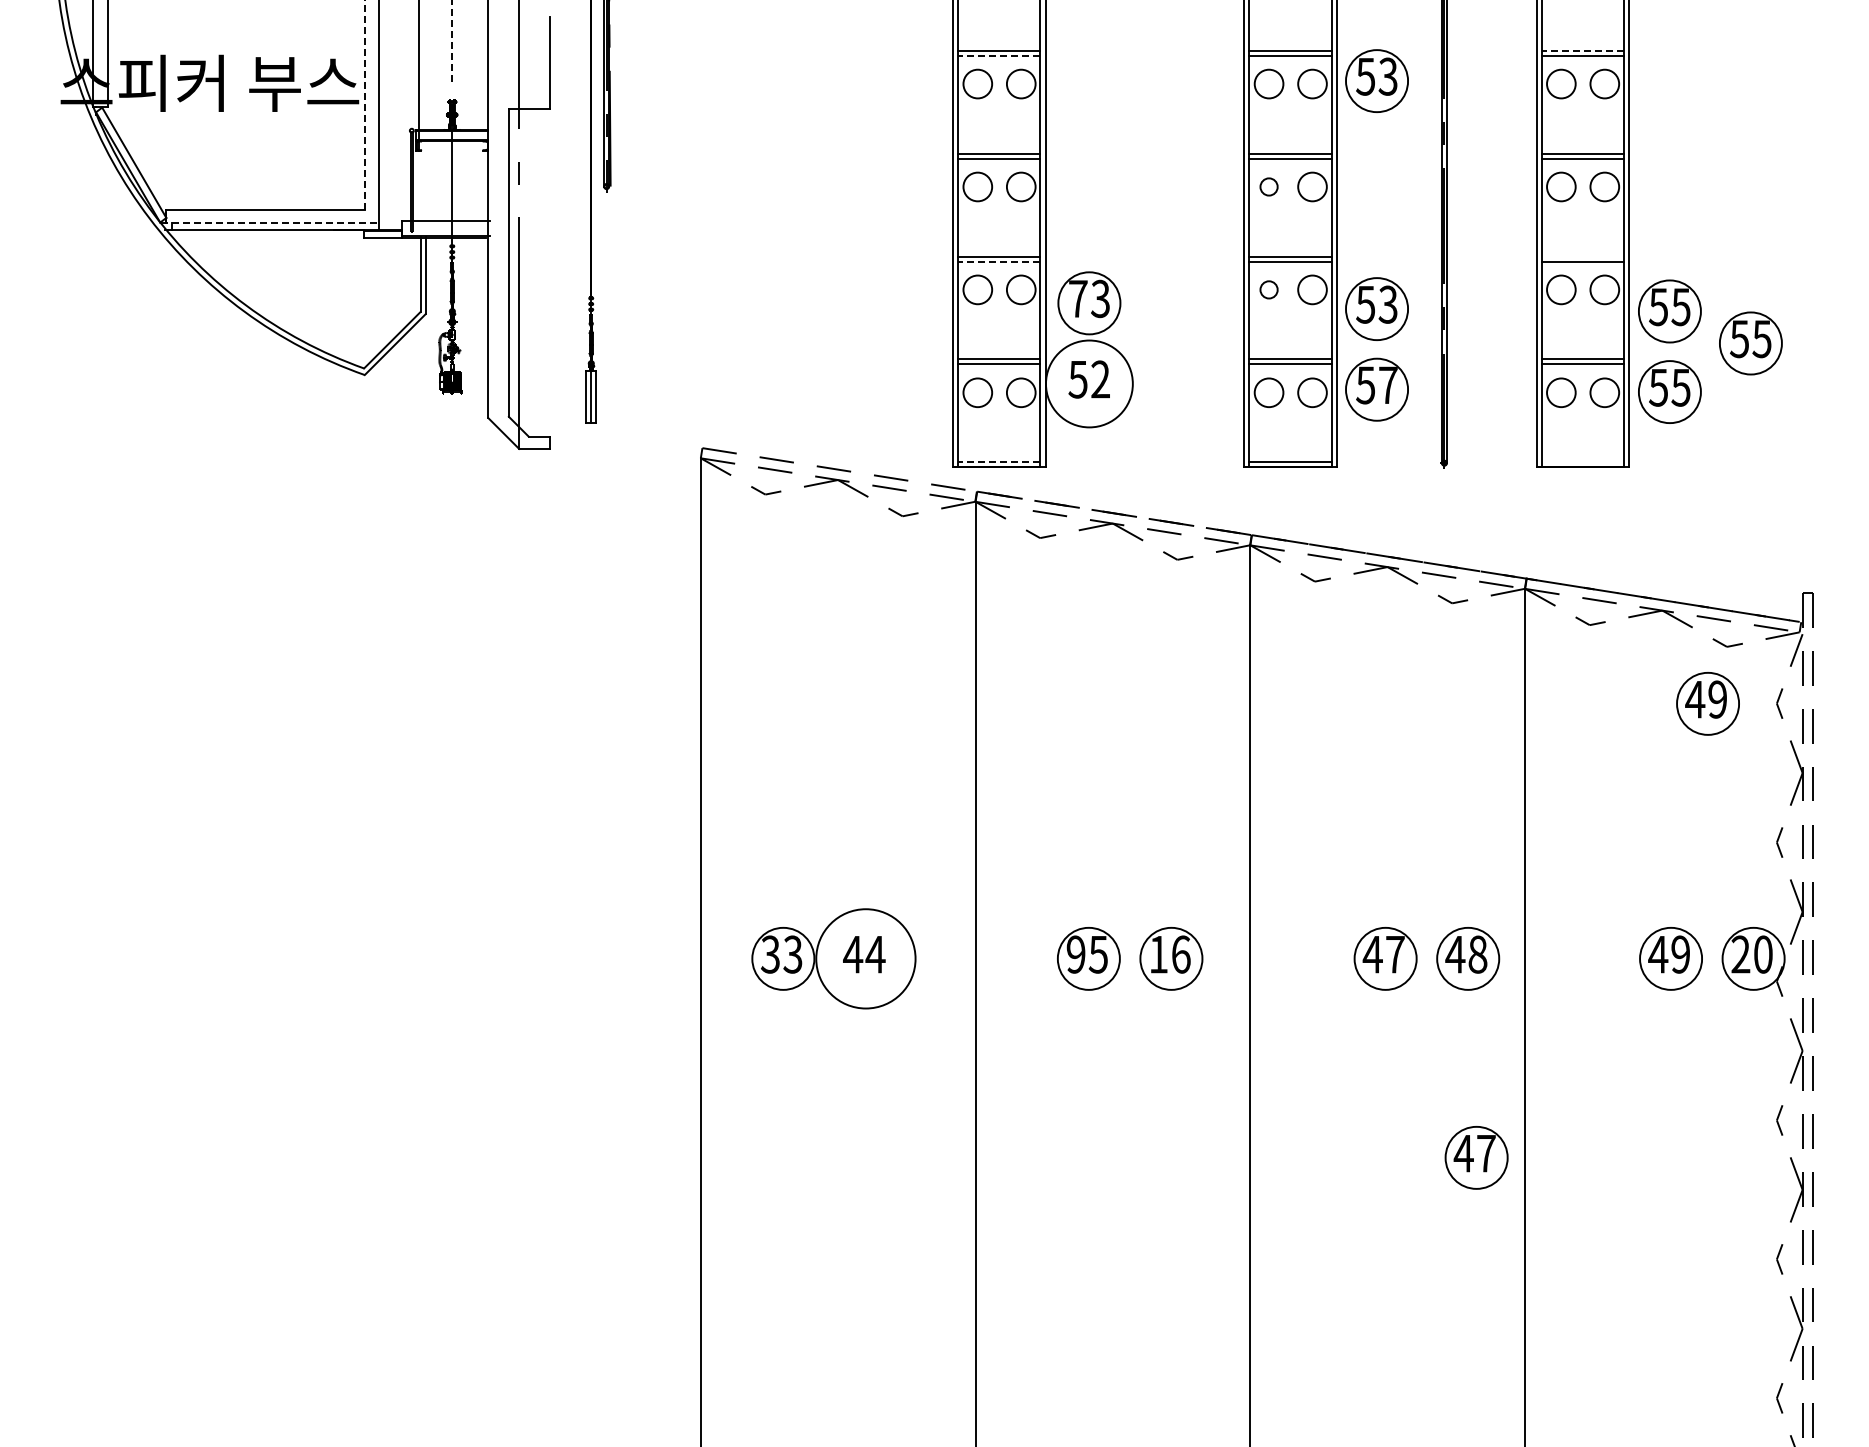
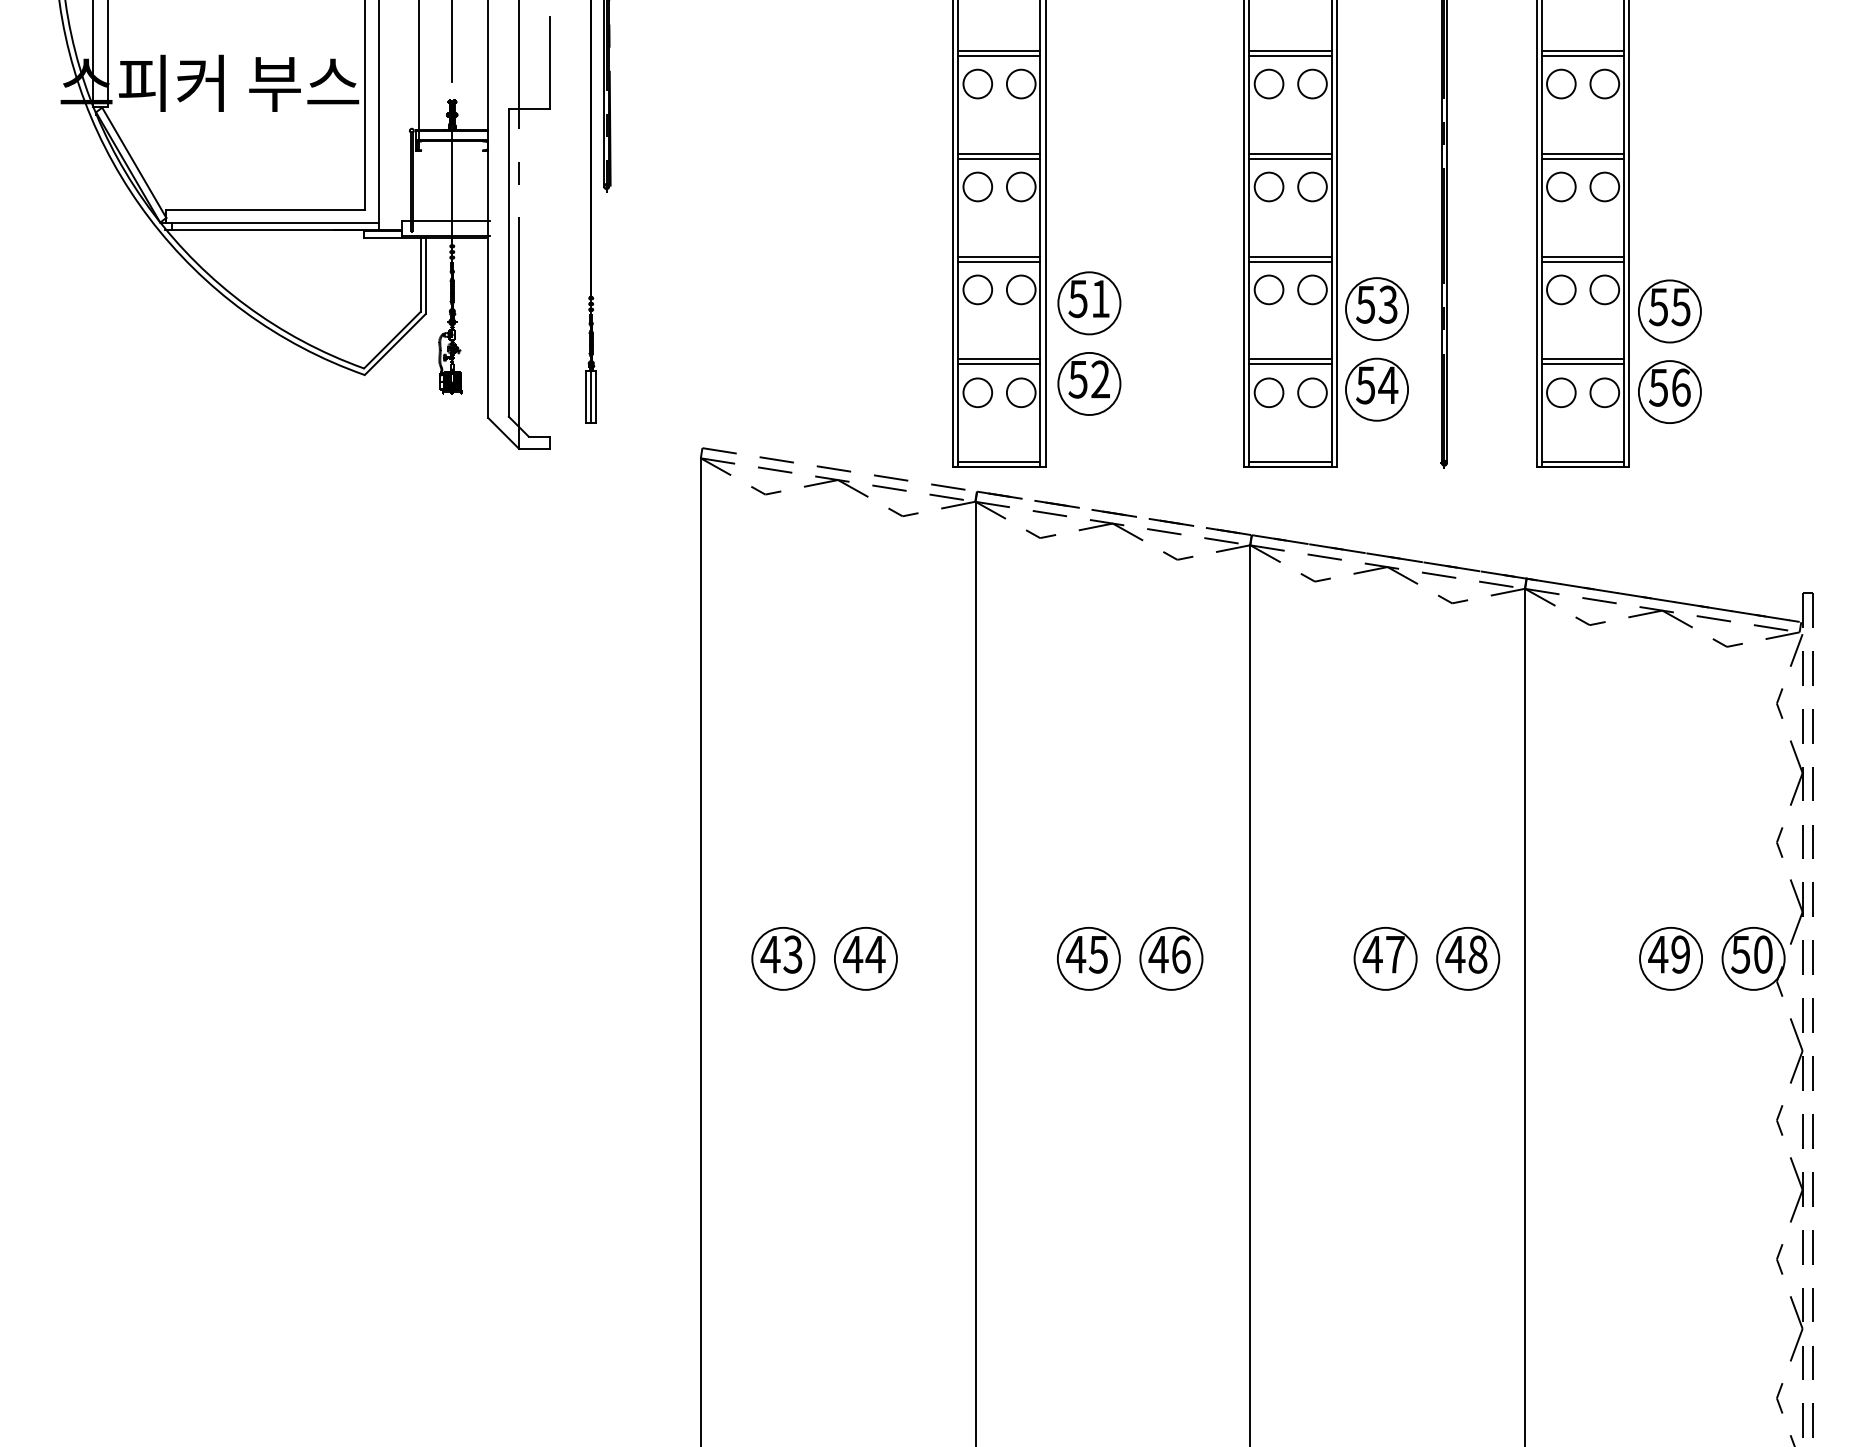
line: dashed -> solid (452, 41)
line: dashed -> solid (1582, 50)
line: dashed -> solid (998, 55)
part: present -> none (1376, 80)
line: dashed -> solid (364, 105)
circle diameter: 17 px -> 29 px (1268, 186)
line: dashed -> solid (270, 223)
line: none -> present (1582, 256)
line: dashed -> solid (998, 261)
circle diameter: 17 px -> 29 px (1268, 289)
text: 73 -> 51 (1088, 298)
part: present -> none (1750, 343)
circle diameter: 87 px -> 62 px (1089, 383)
text: 57 -> 54 (1388, 384)
text: 55 -> 56 (1680, 387)
line: dashed -> solid (998, 462)
line: none -> present (1582, 462)
part: present -> none (1707, 703)
text: 33 -> 43 (770, 954)
text: 95 -> 45 (1075, 954)
text: 16 -> 46 (1158, 954)
text: 20 -> 50 (1740, 954)
circle diameter: 99 px -> 62 px (865, 958)
part: present -> none (1476, 1157)
